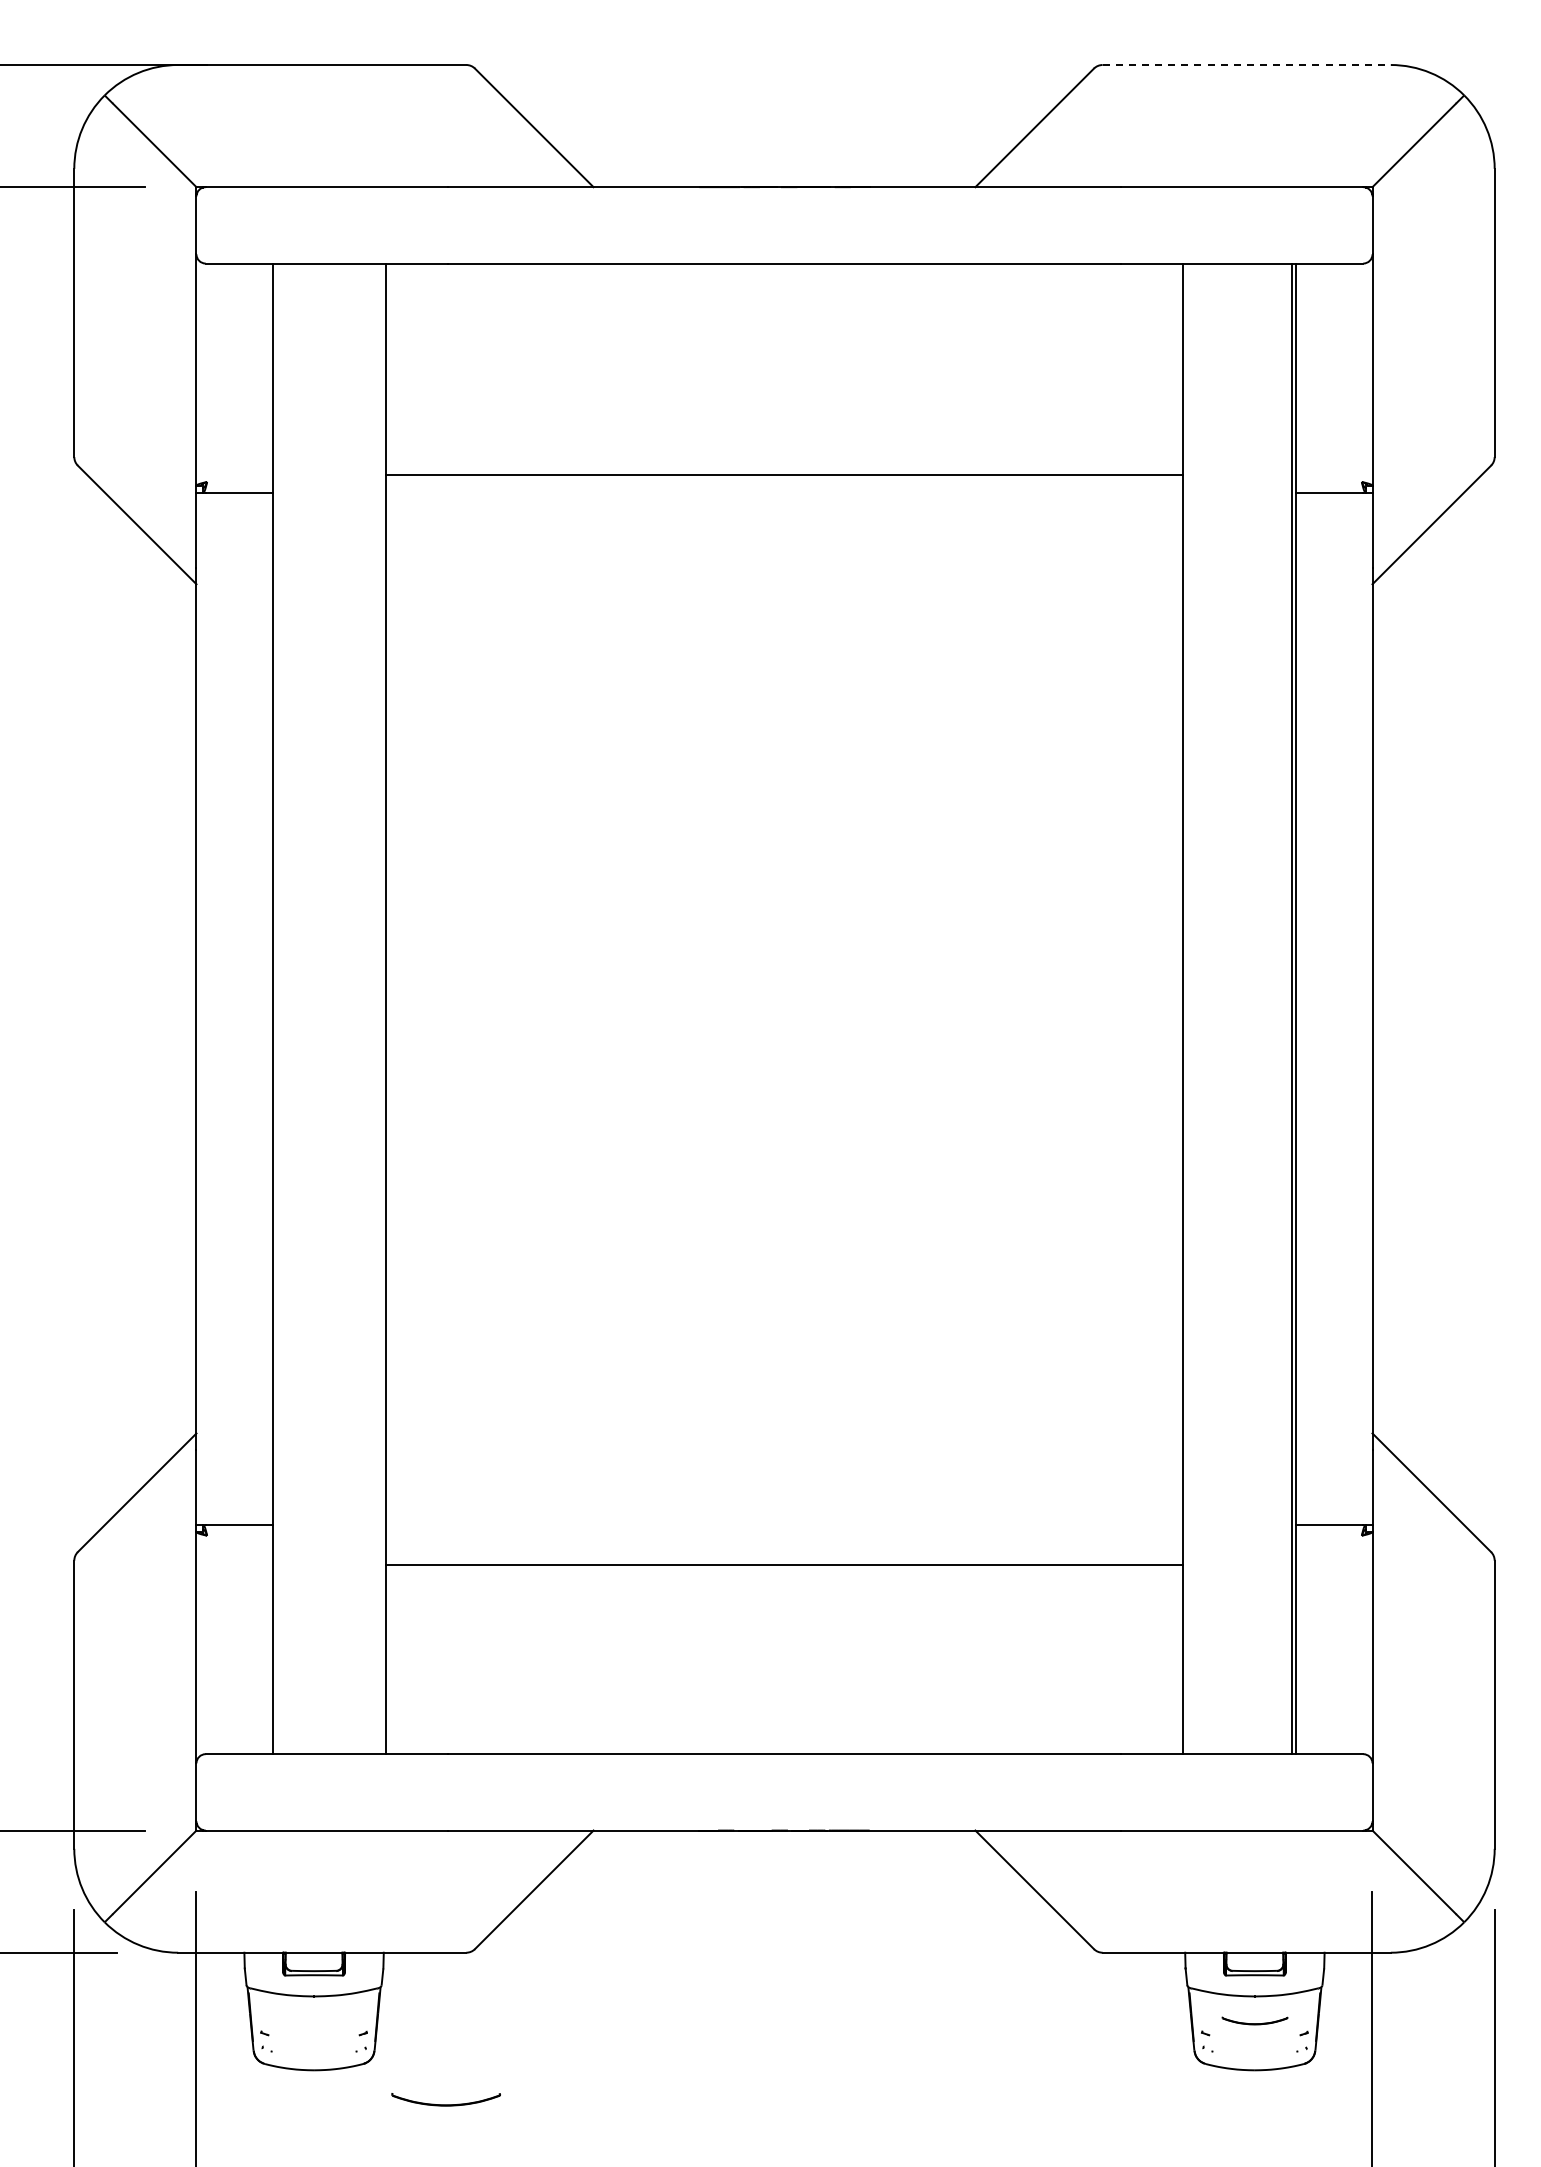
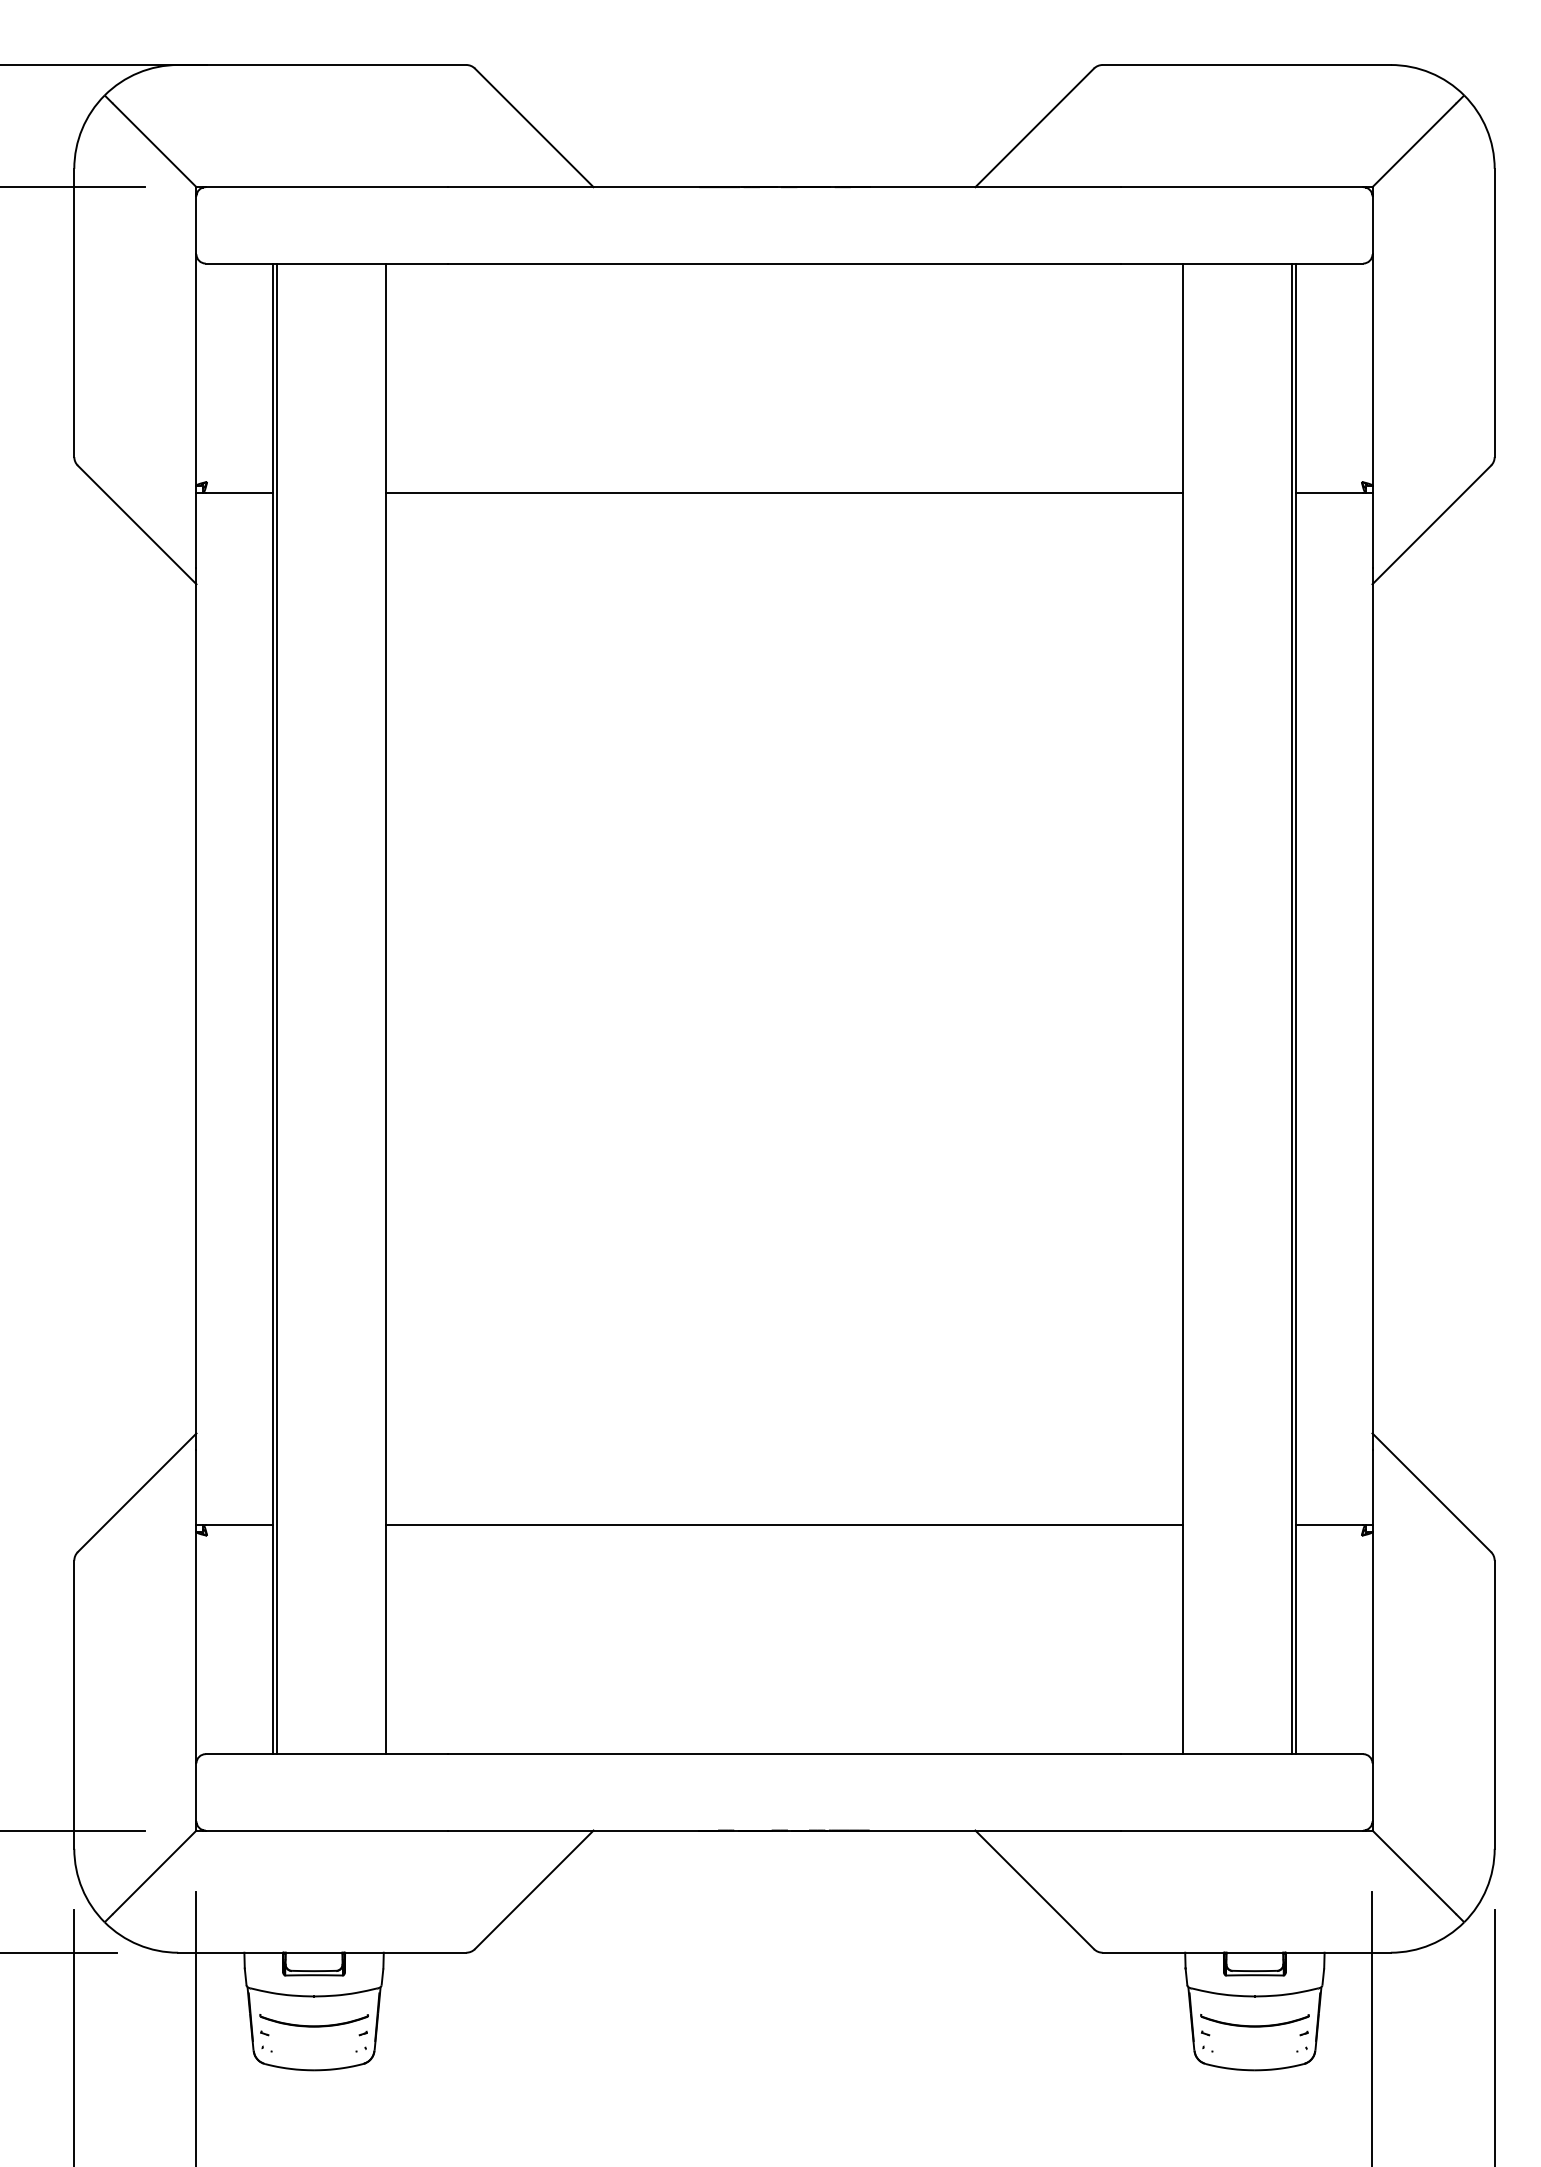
line: dashed -> solid (1247, 65)
line position: (784, 474) -> (784, 492) (784, 492)
line: none -> present (276, 1008)
line position: (784, 1565) -> (784, 1525) (784, 1525)
part size: 68x10 px -> 110x14 px (1254, 2020)
part position: (445, 2099) -> (313, 2020) (313, 2020)
